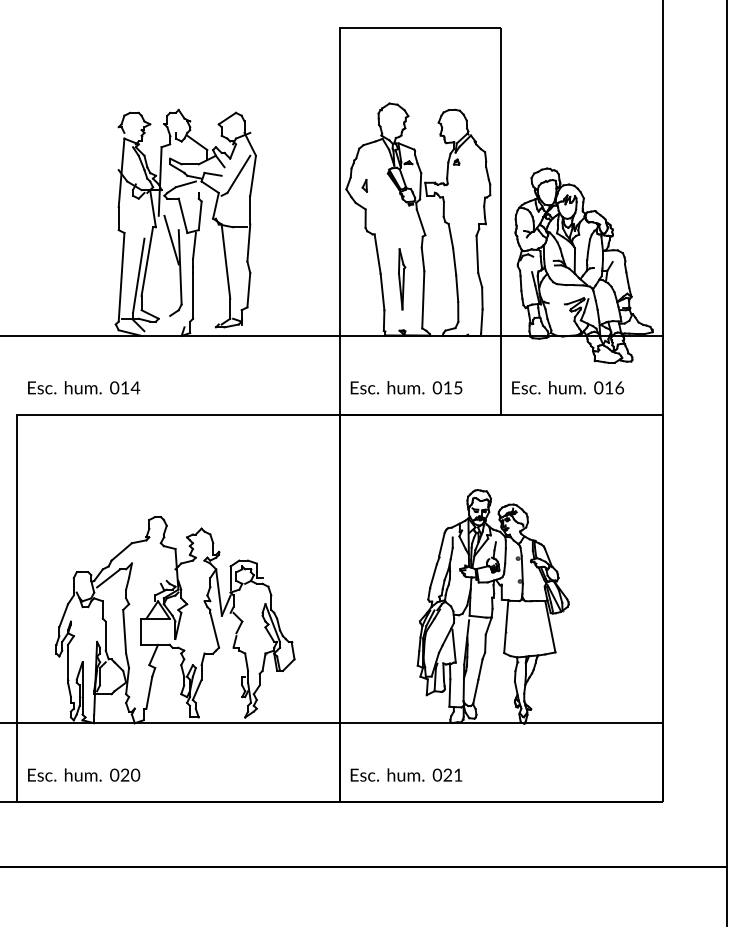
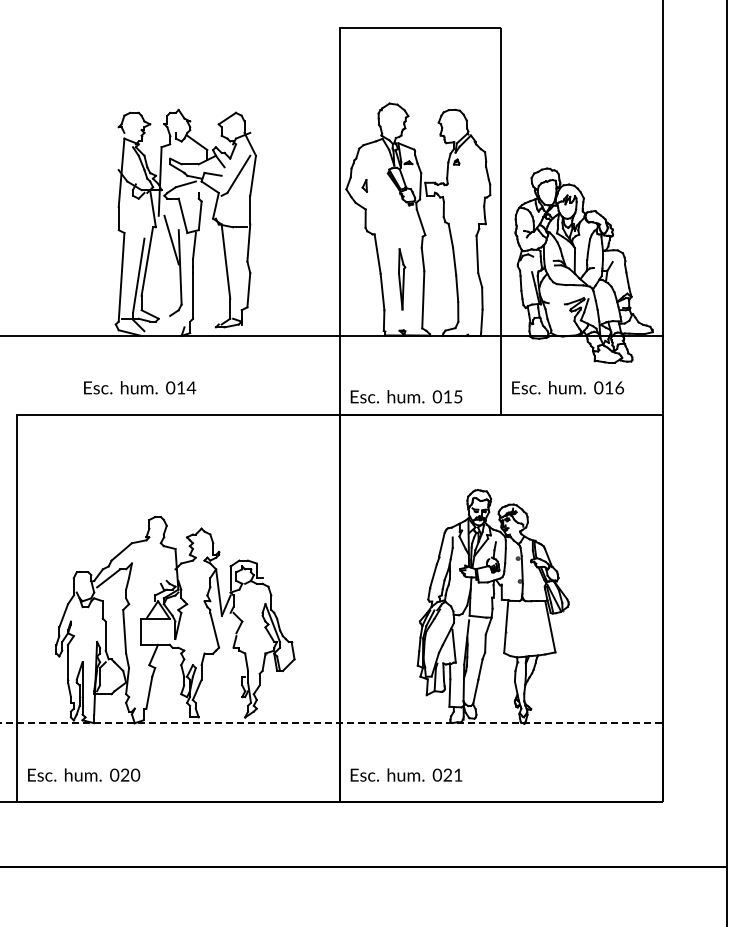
text position: (84, 387) -> (140, 387) (140, 387)
text position: (406, 387) -> (406, 396) (406, 396)
line: solid -> dashed (331, 723)
